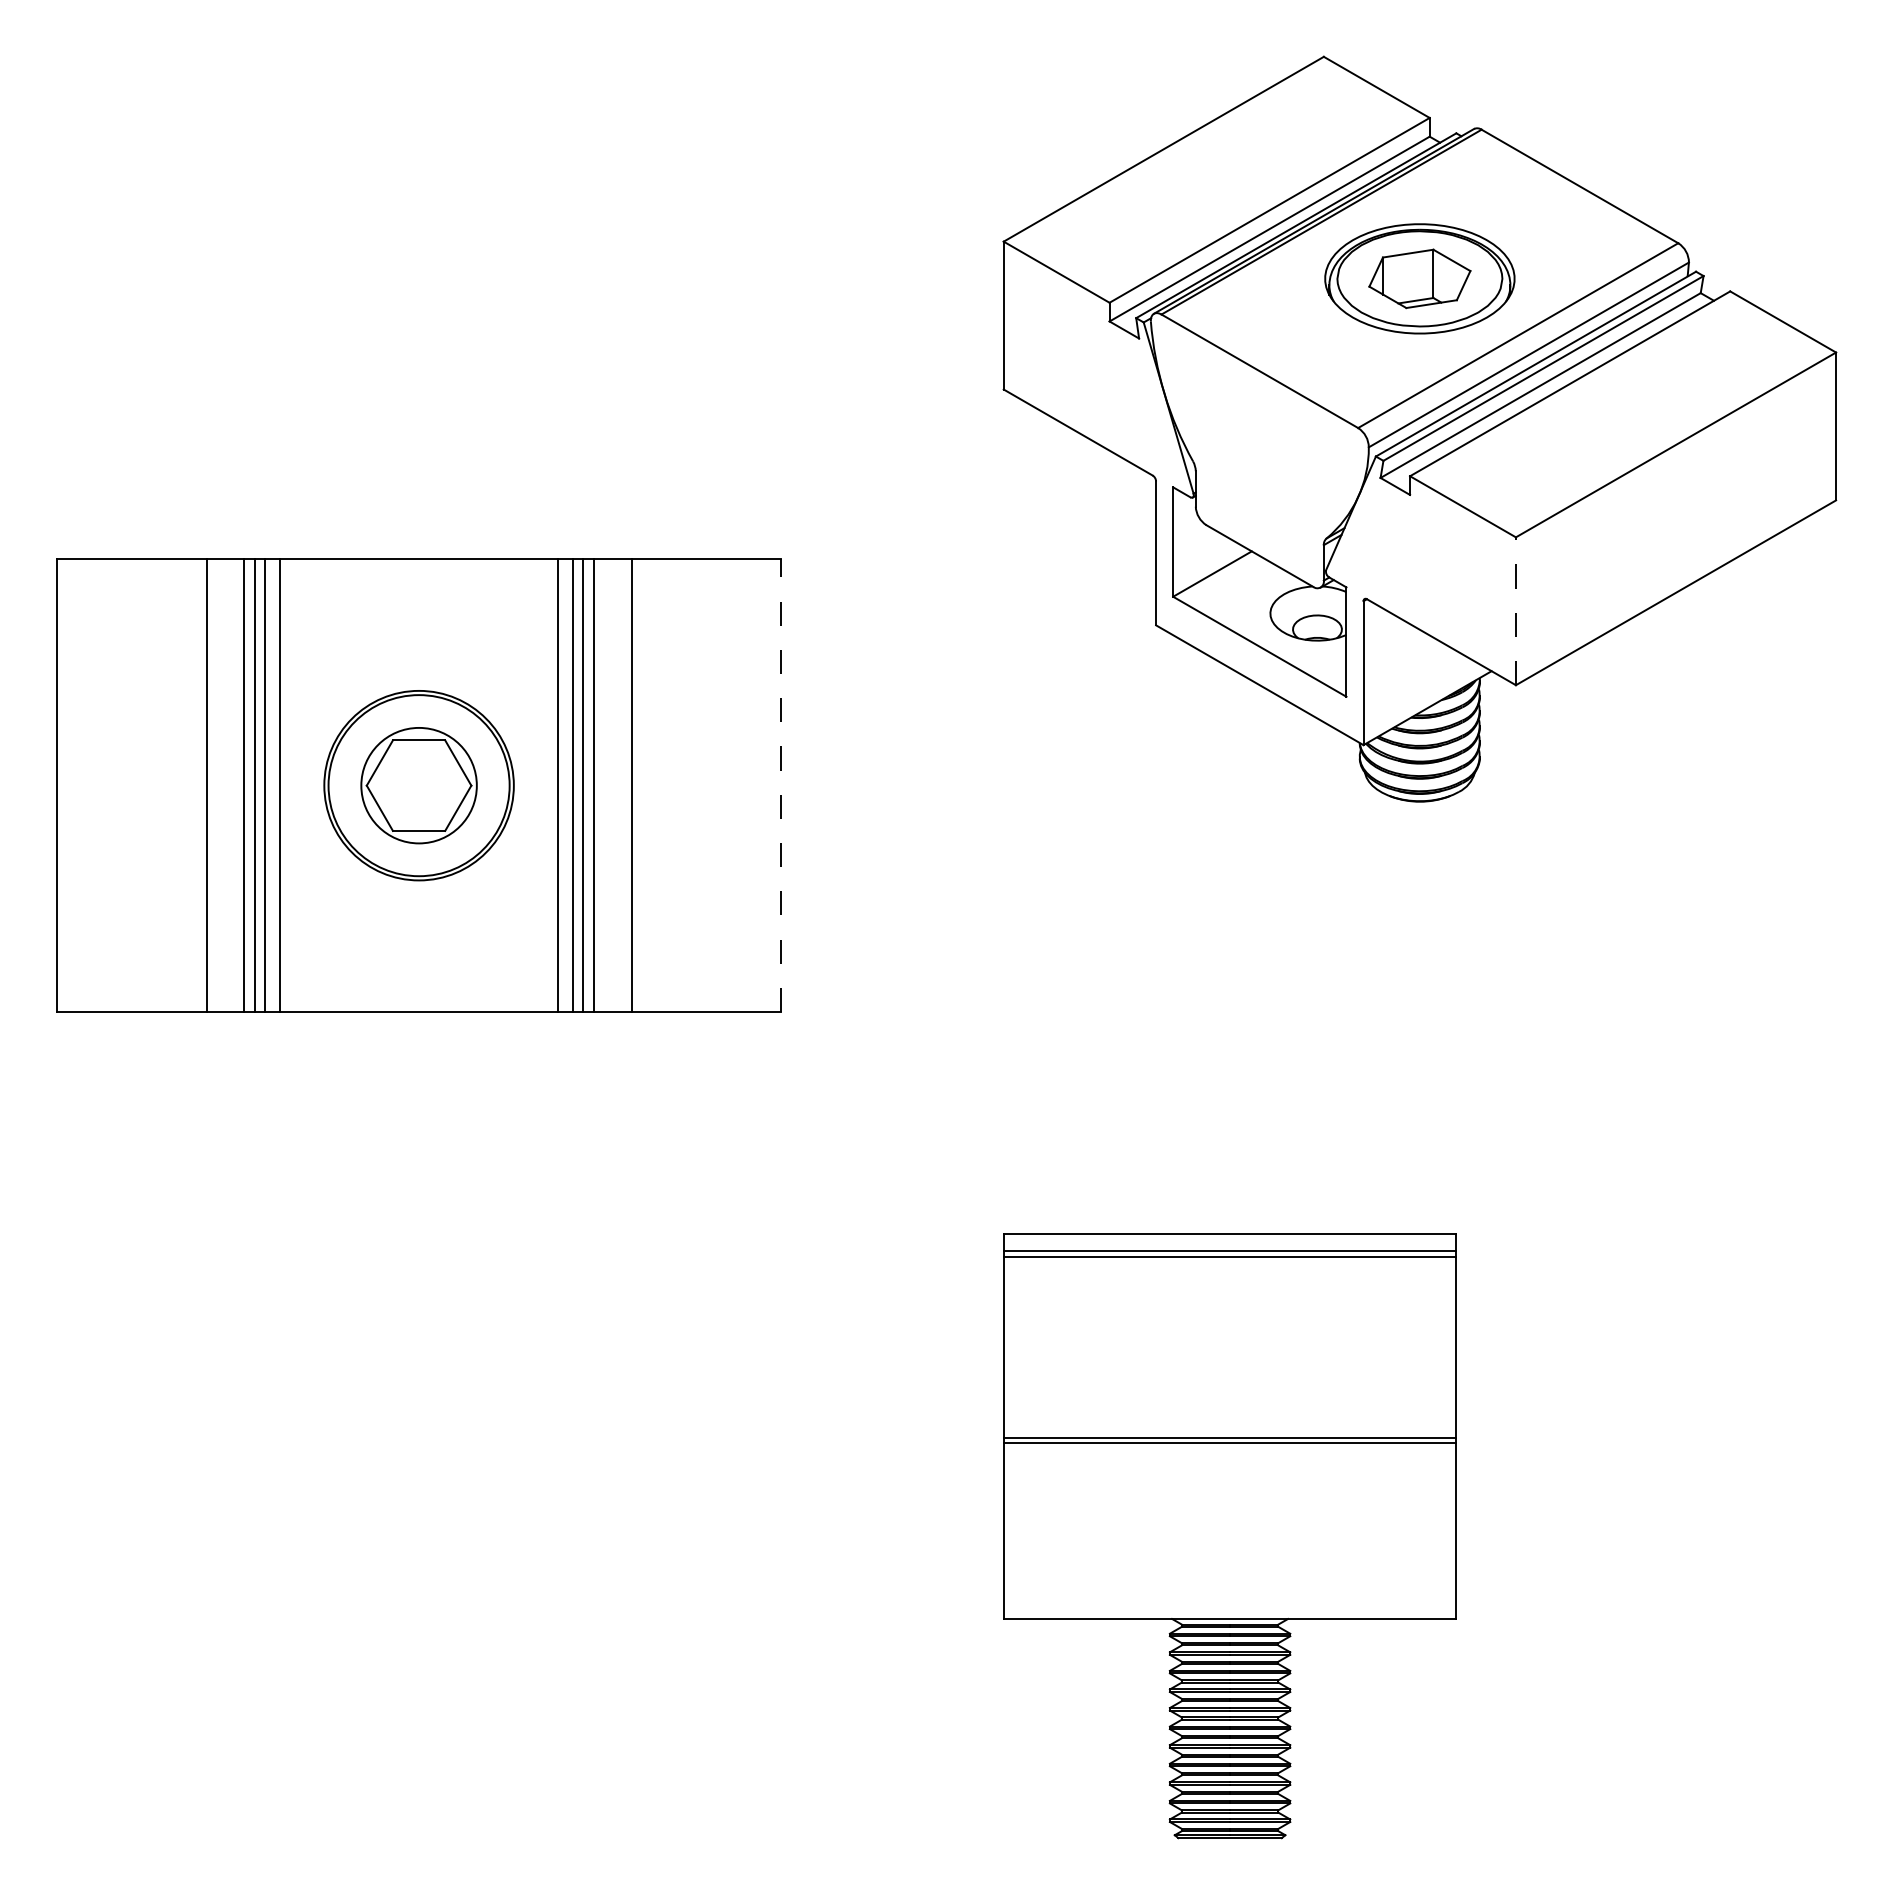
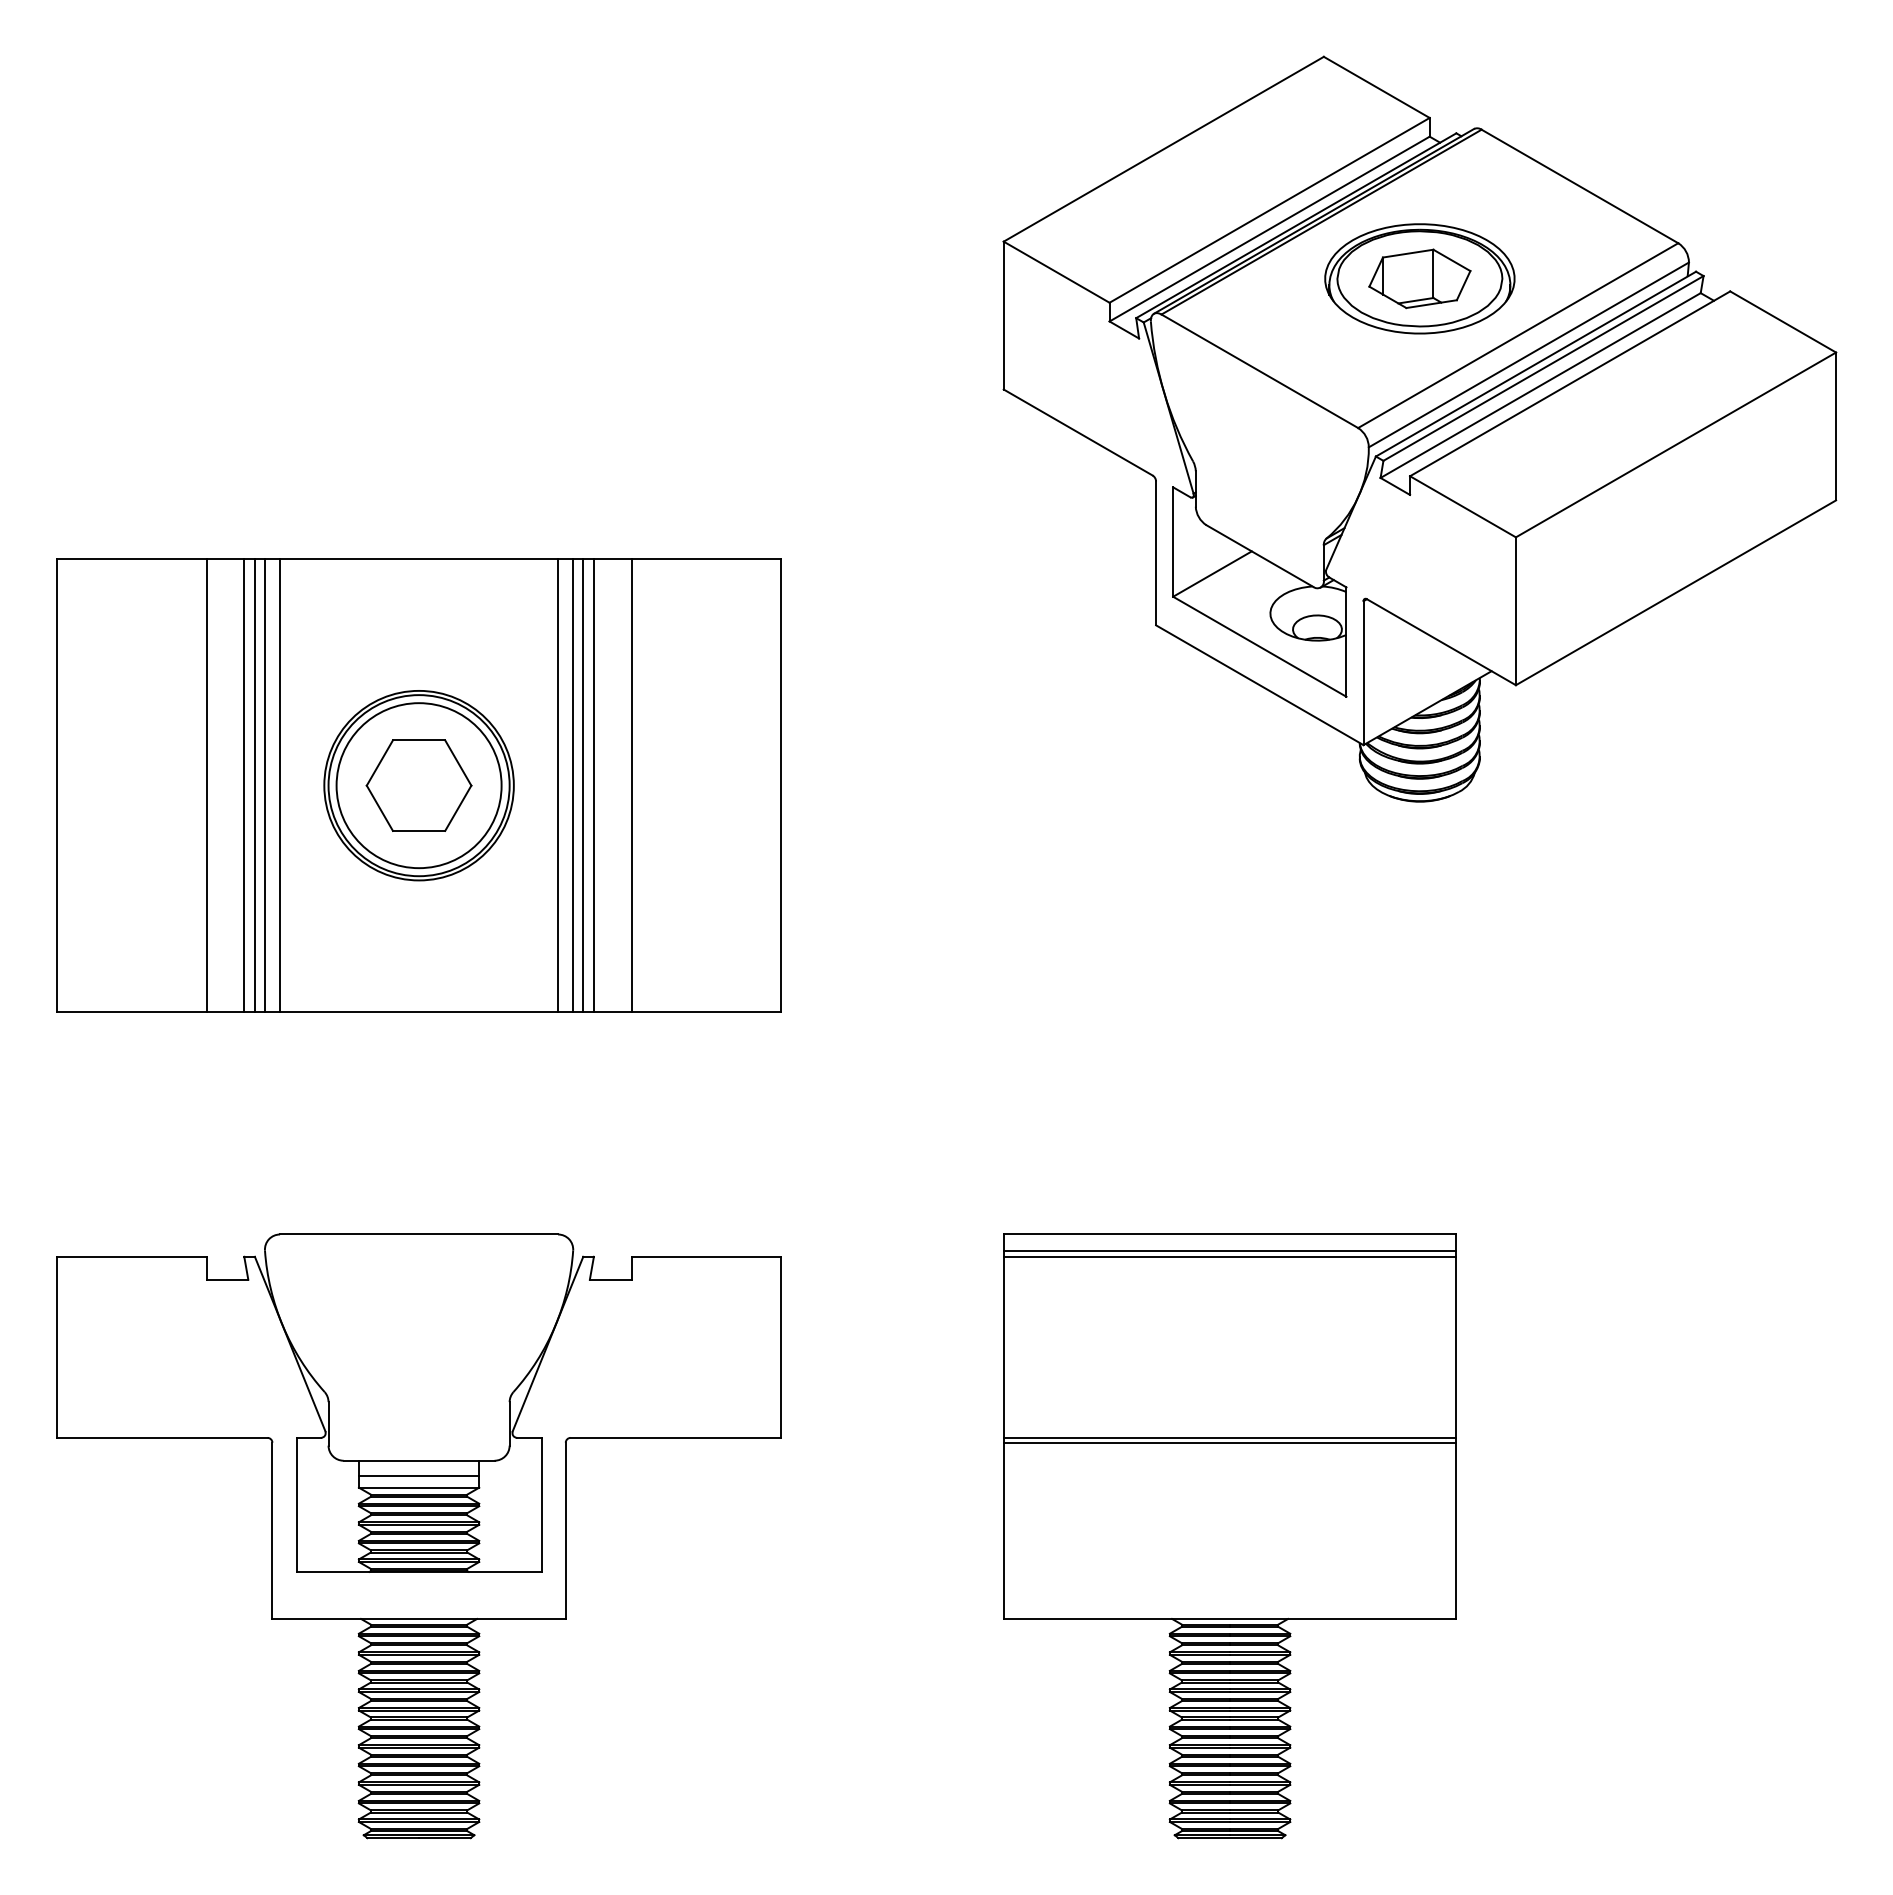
line: dashed -> solid (1515, 611)
circle diameter: 116 px -> 165 px (418, 785)
line: dashed -> solid (781, 785)
part: none -> present (418, 1536)
